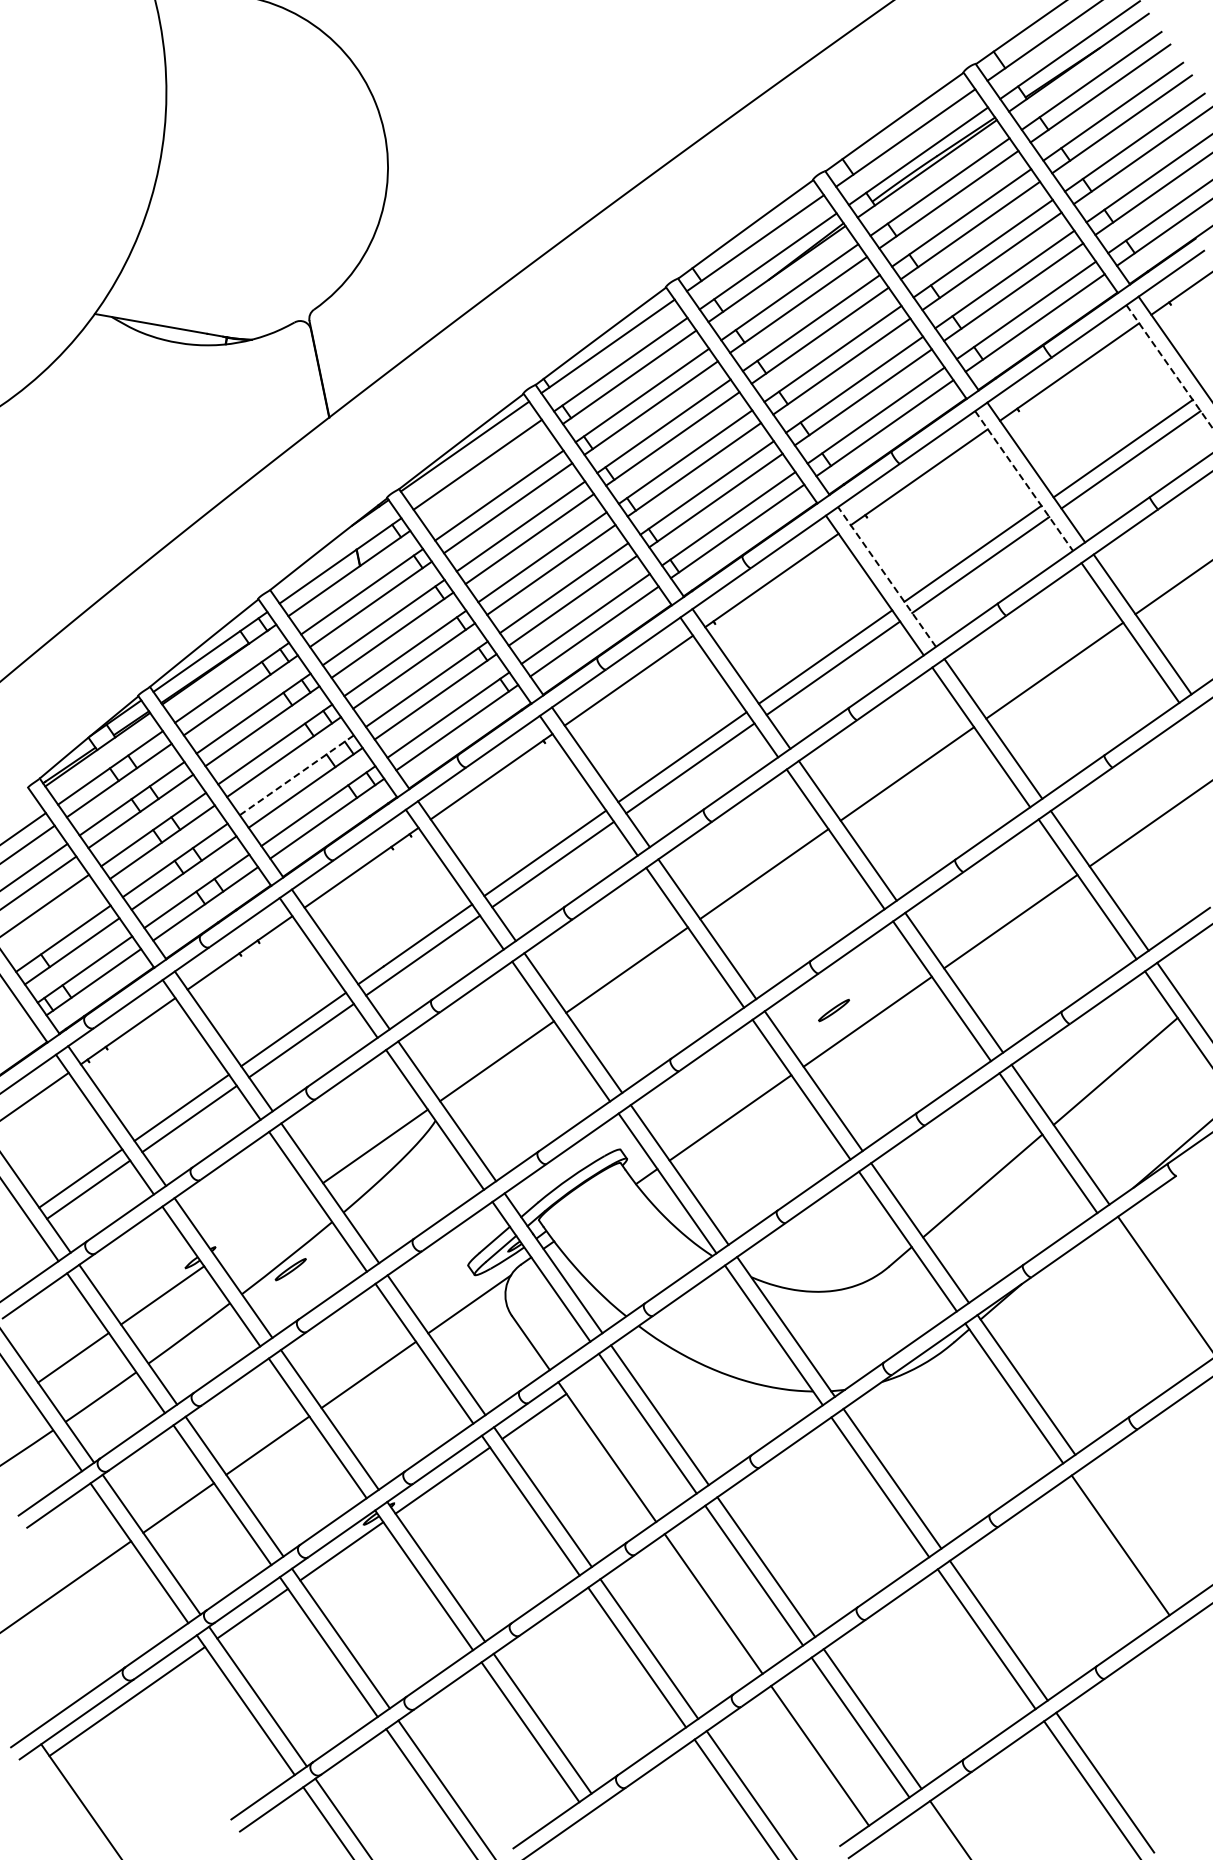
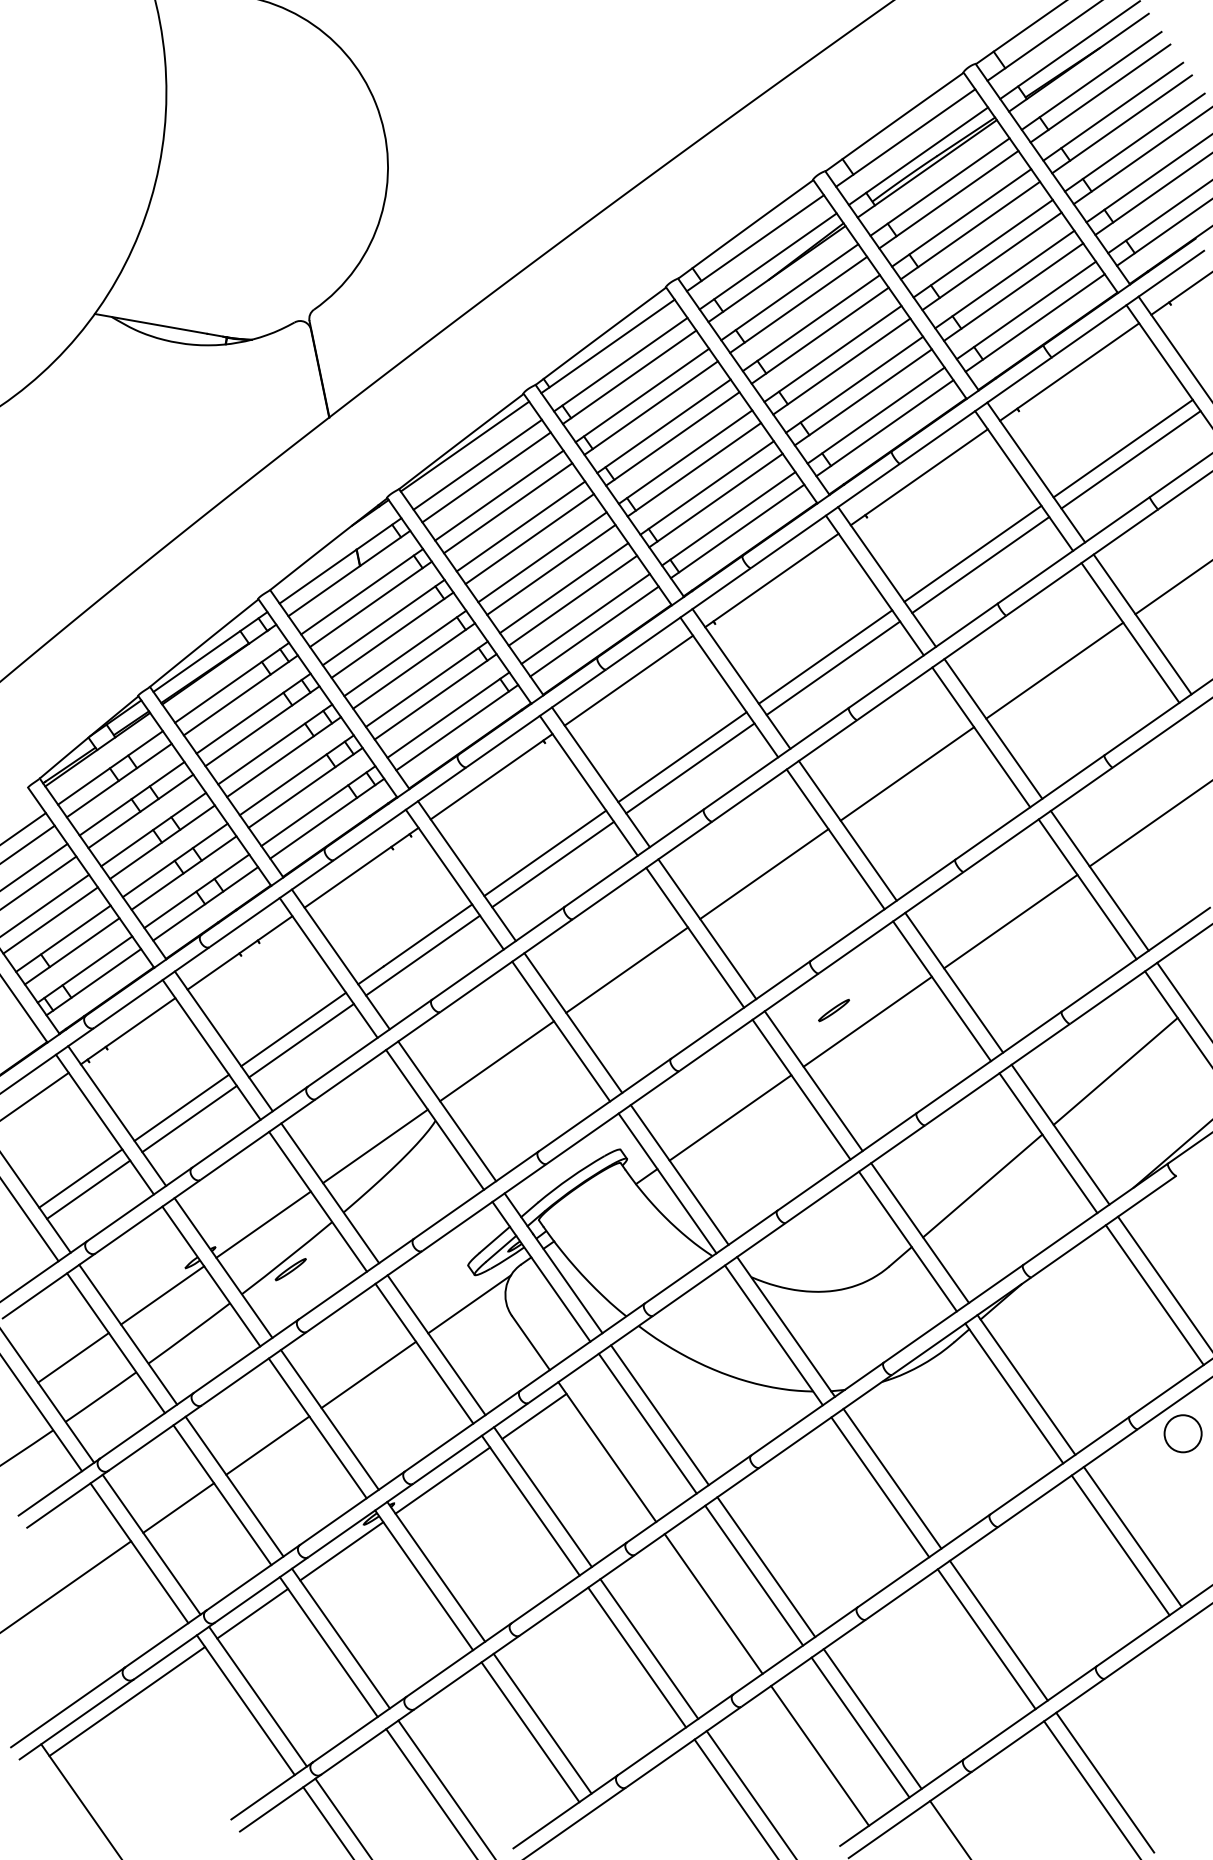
line: dashed -> solid (1169, 367)
line: none -> present (486, 477)
line: dashed -> solid (1024, 481)
line: dashed -> solid (886, 576)
line: dashed -> solid (296, 775)
line: none -> present (50, 920)
line: none -> present (263, 1224)
line: none -> present (1154, 1295)
circle: none -> present (1182, 1433)
line: none -> present (1132, 1536)
